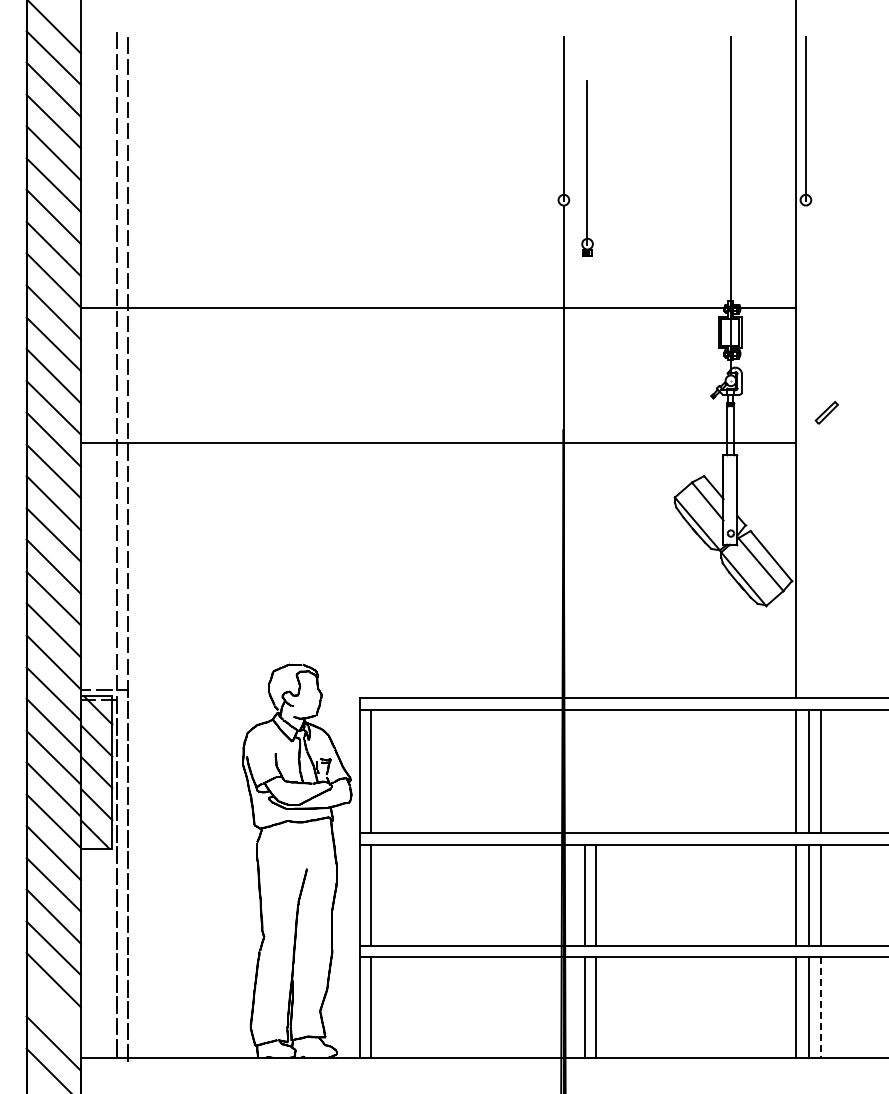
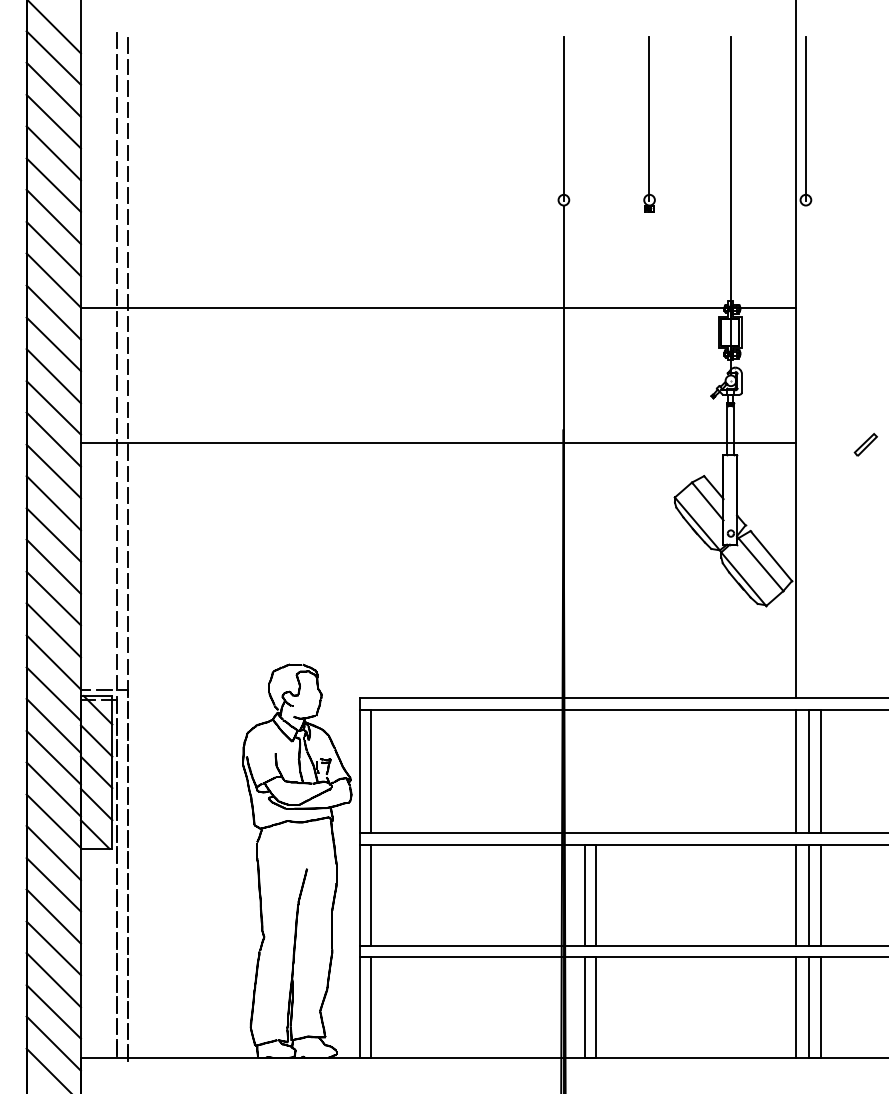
part position: (587, 168) -> (649, 124) (649, 124)
part position: (826, 412) -> (865, 444) (865, 444)
line: dashed -> solid (820, 1007)
line: none -> present (53, 1011)
